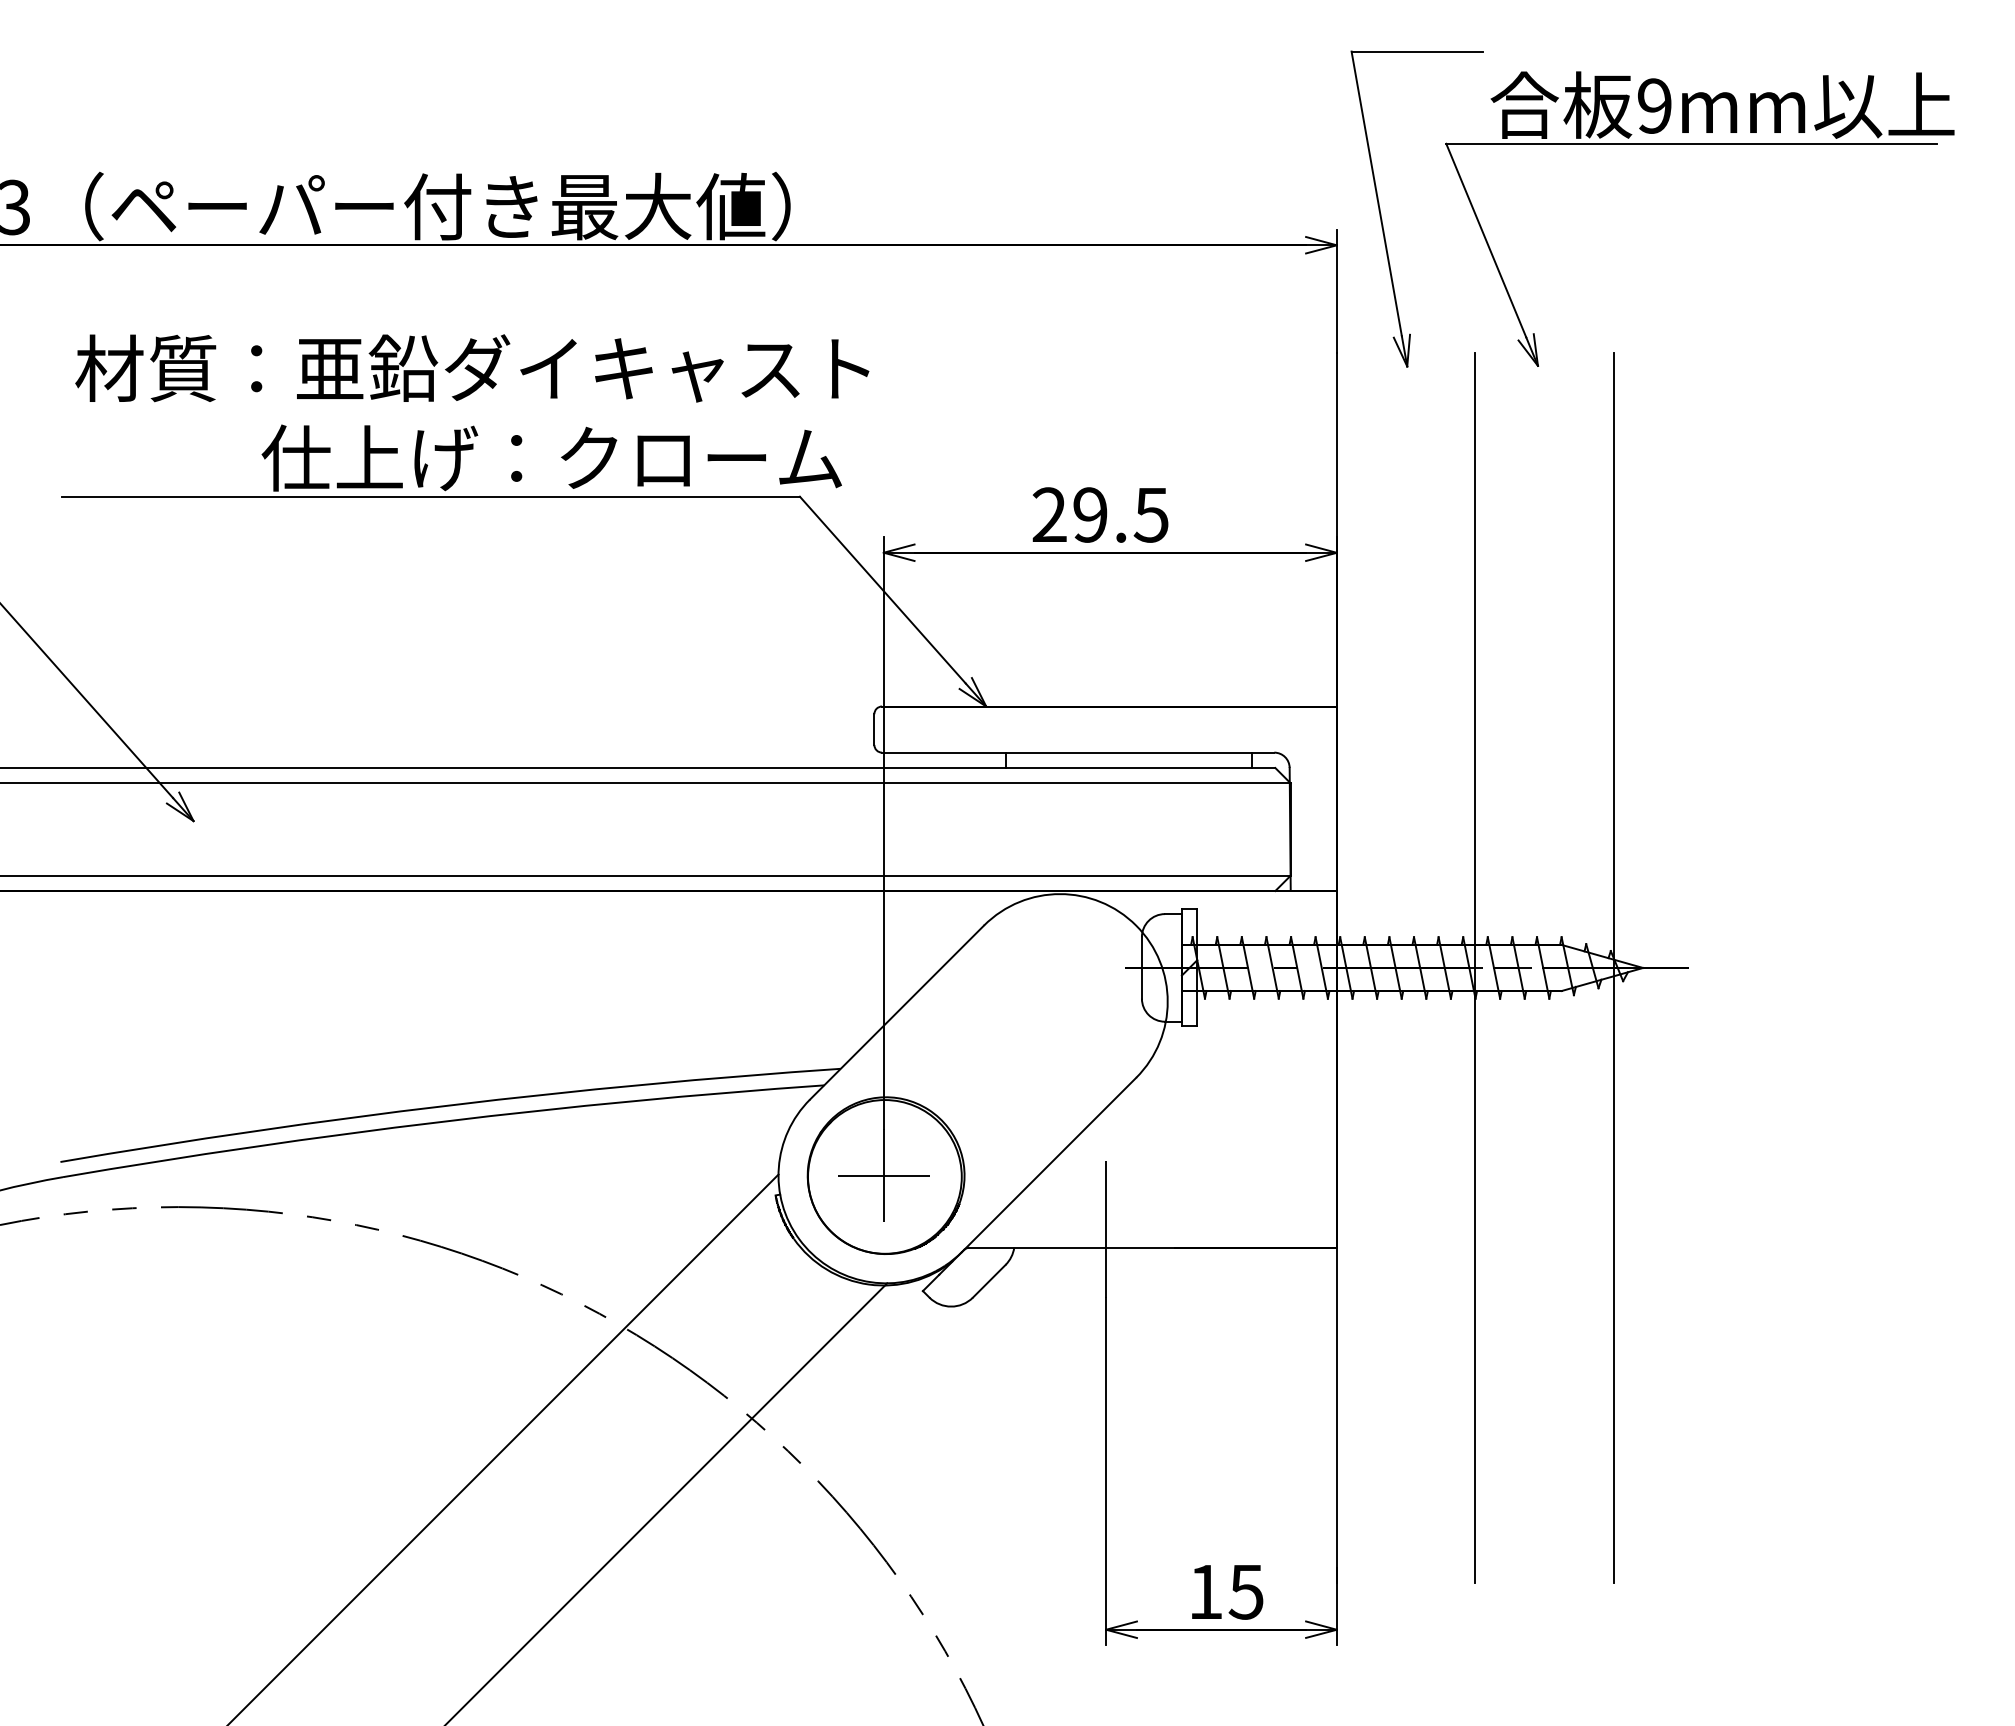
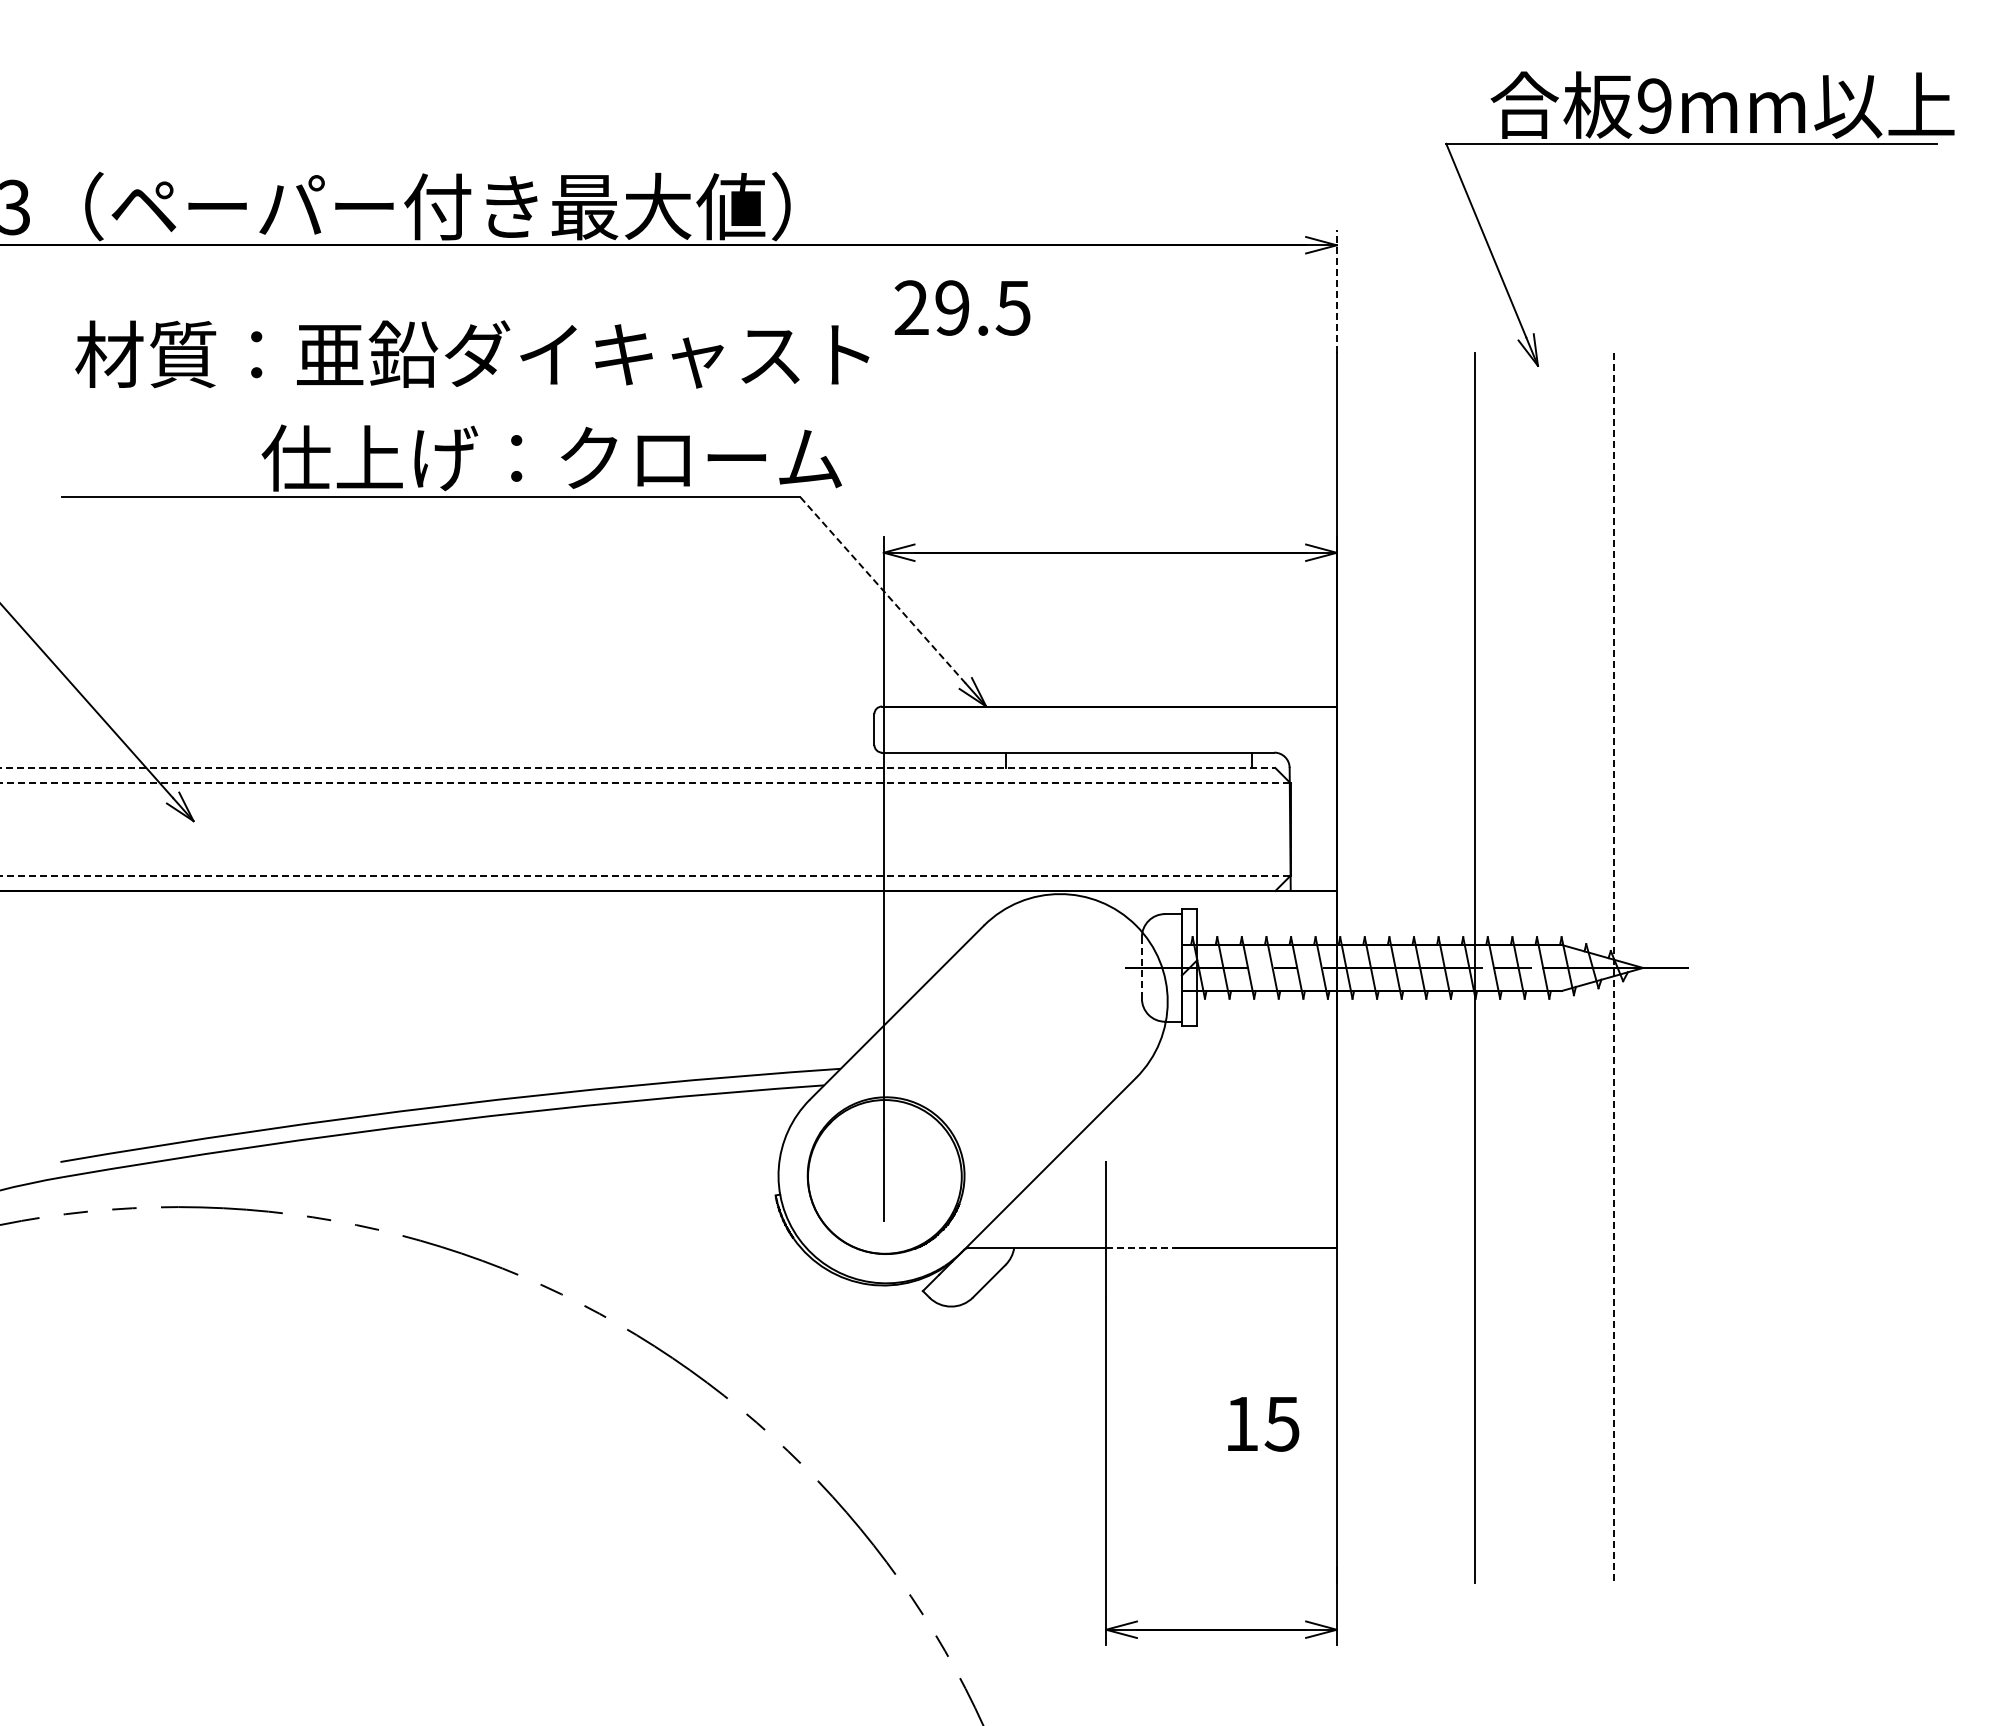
part: present -> none (1381, 213)
line: solid -> dashed (1336, 291)
text position: (472, 368) -> (472, 354) (472, 354)
text position: (1100, 514) -> (962, 307) (962, 307)
line: solid -> dashed (882, 590)
line: solid -> dashed (638, 768)
line: solid -> dashed (646, 783)
line: solid -> dashed (646, 875)
line: solid -> dashed (1141, 967)
line: solid -> dashed (1613, 968)
line: present -> none (883, 1175)
line: solid -> dashed (1140, 1247)
line: present -> none (504, 1448)
line: present -> none (667, 1502)
text position: (1227, 1592) -> (1263, 1424) (1263, 1424)
